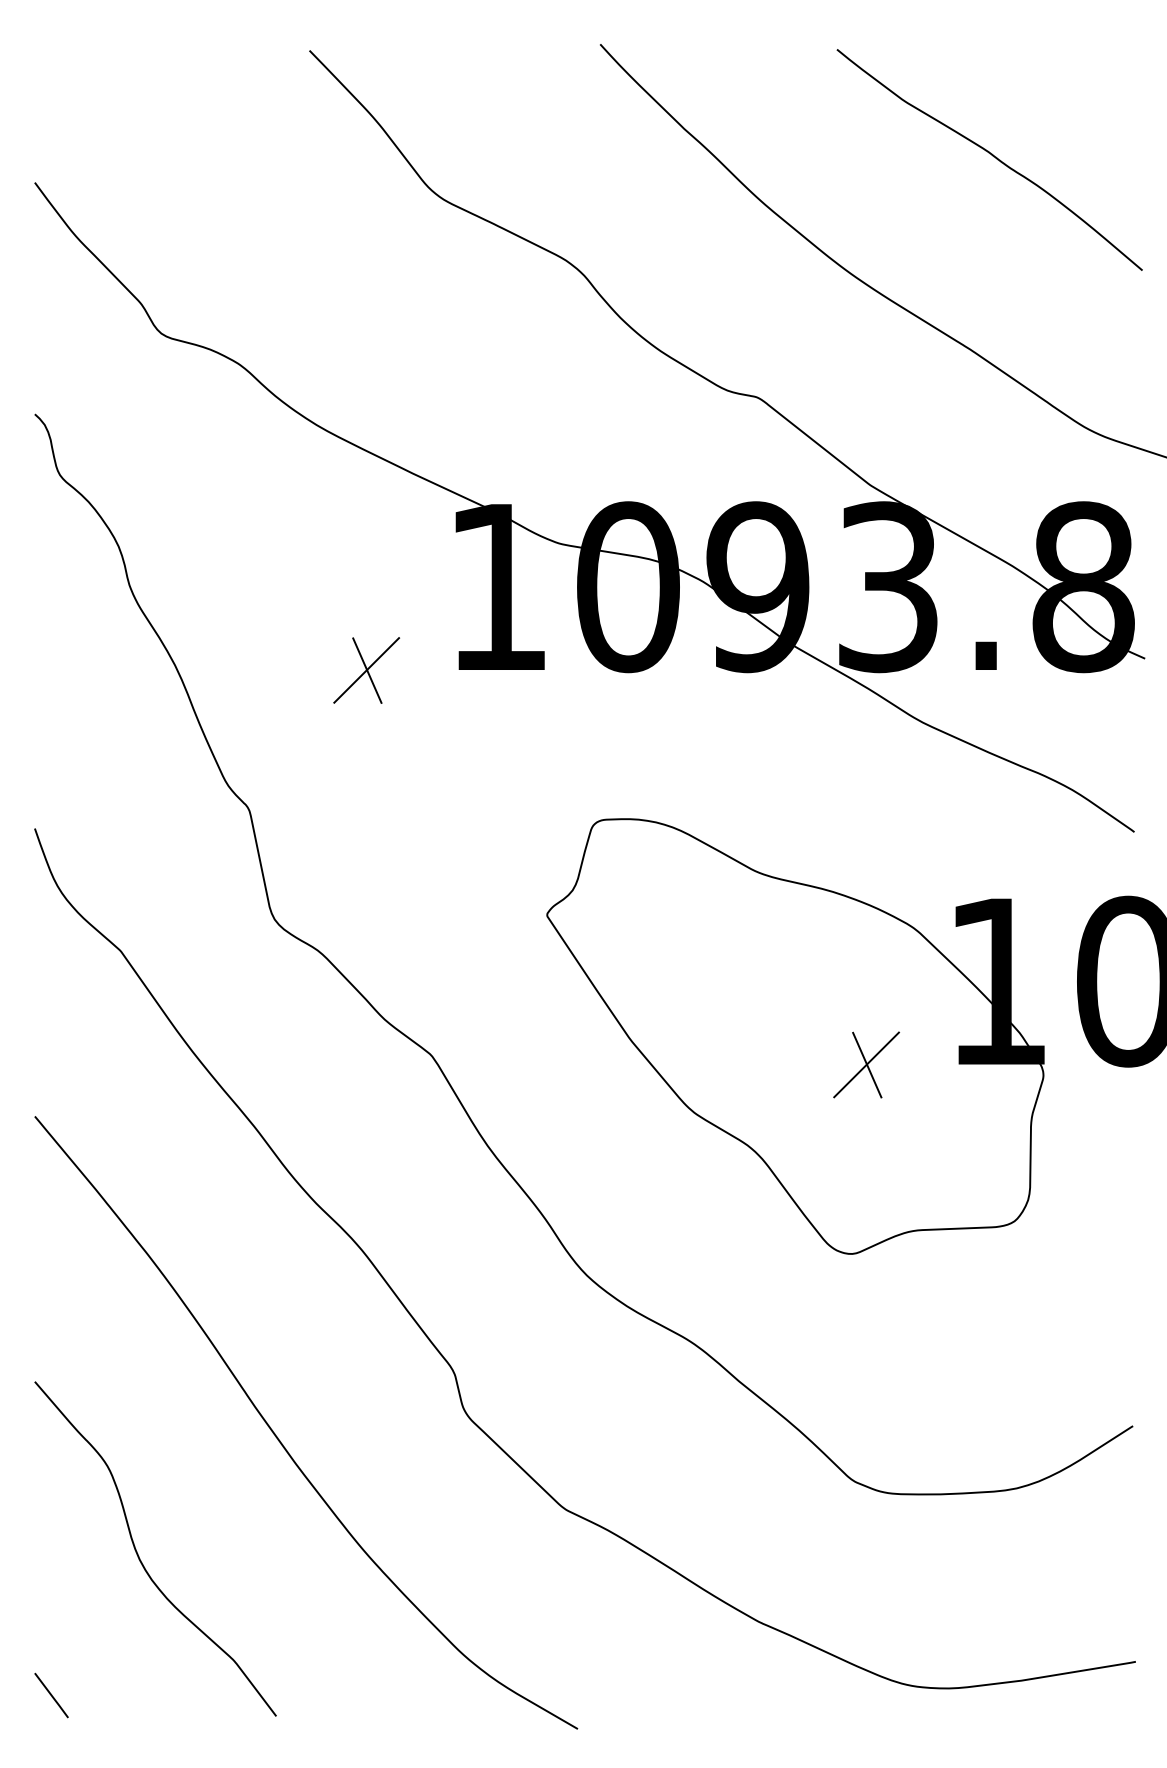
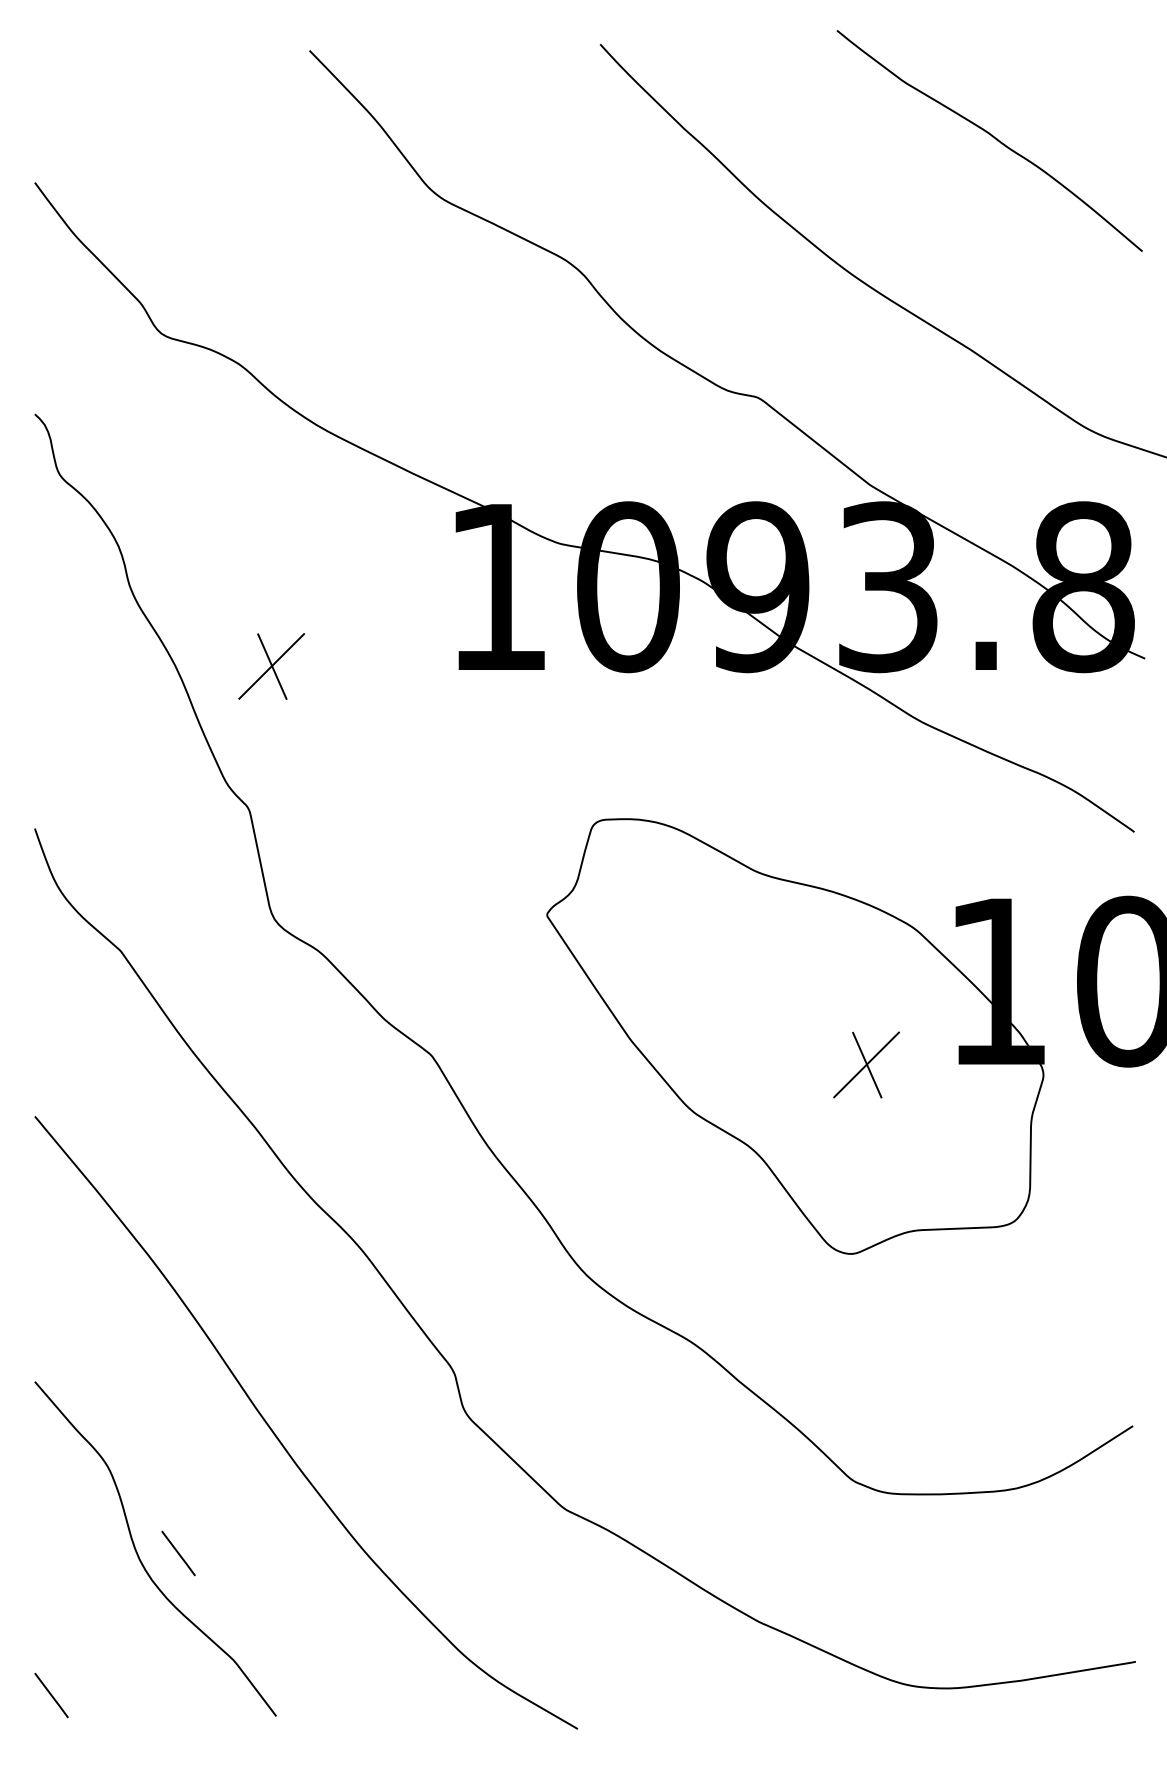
curve position: (992, 156) -> (992, 137) (992, 137)
part position: (366, 670) -> (271, 666) (271, 666)
line: none -> present (178, 1553)
